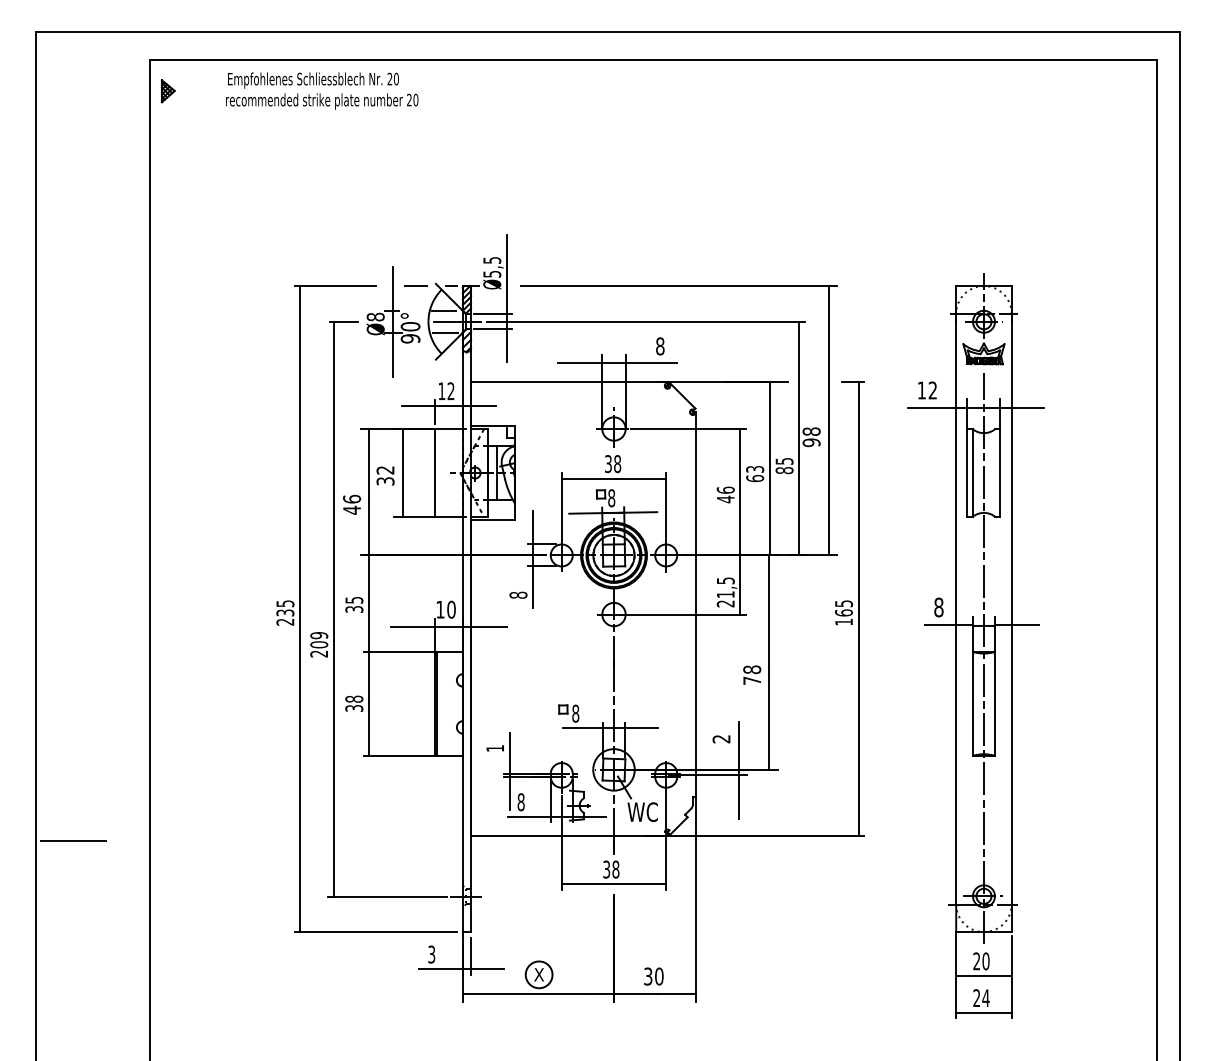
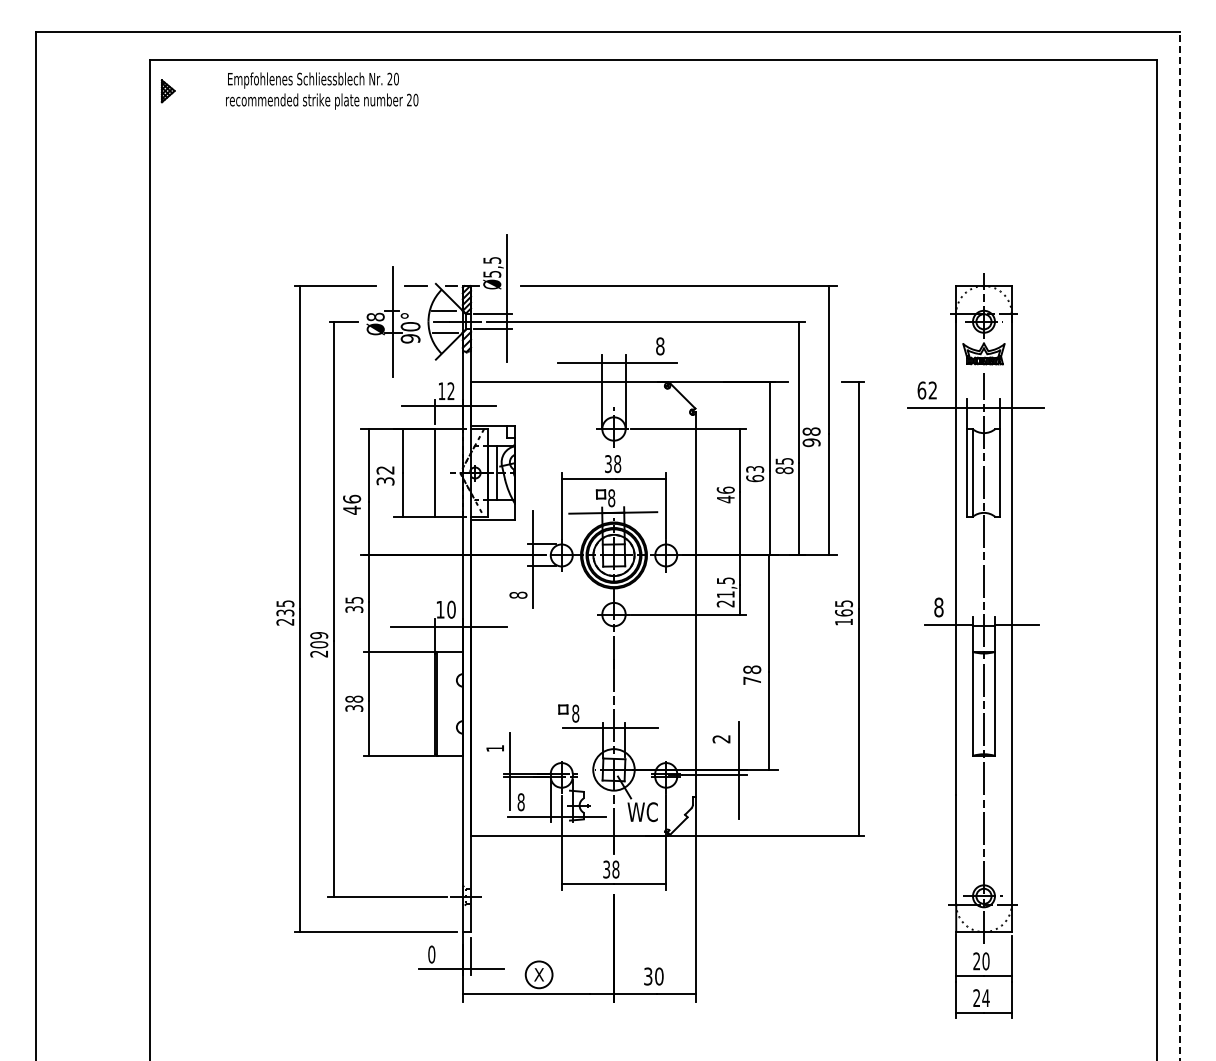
text: 12 -> 62 (921, 390)
line: solid -> dashed (1179, 545)
line: present -> none (73, 840)
text: 3 -> 0 (431, 954)
